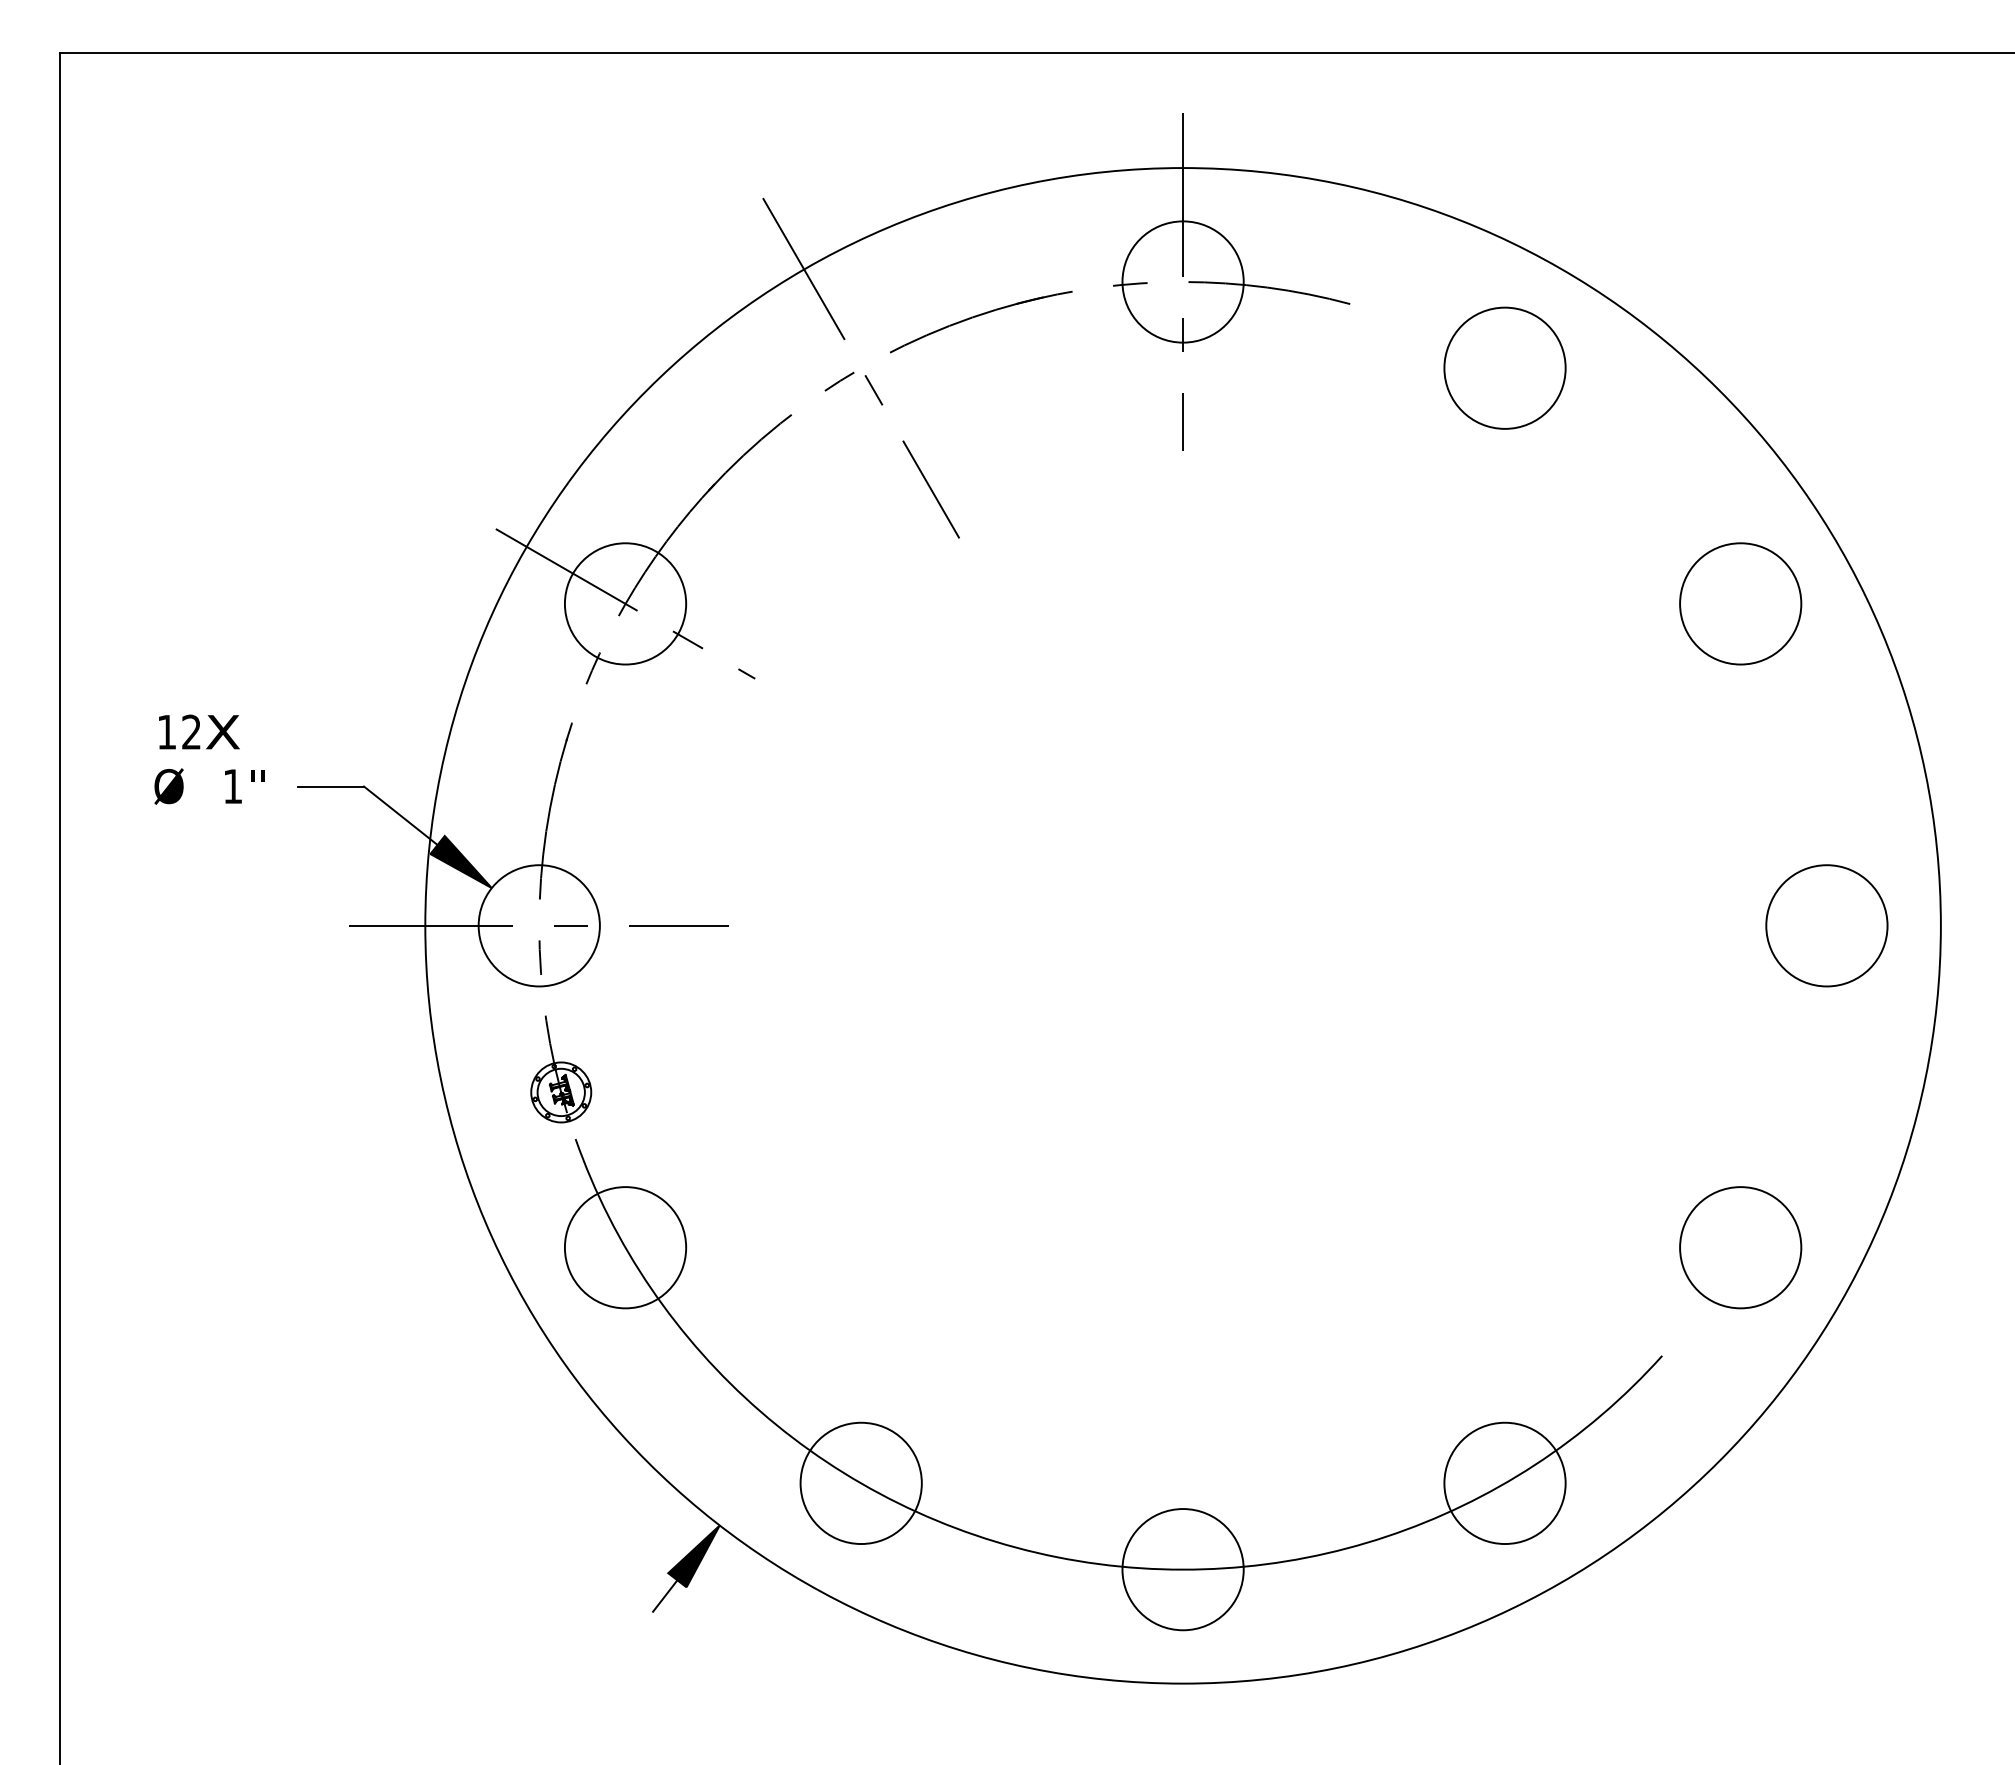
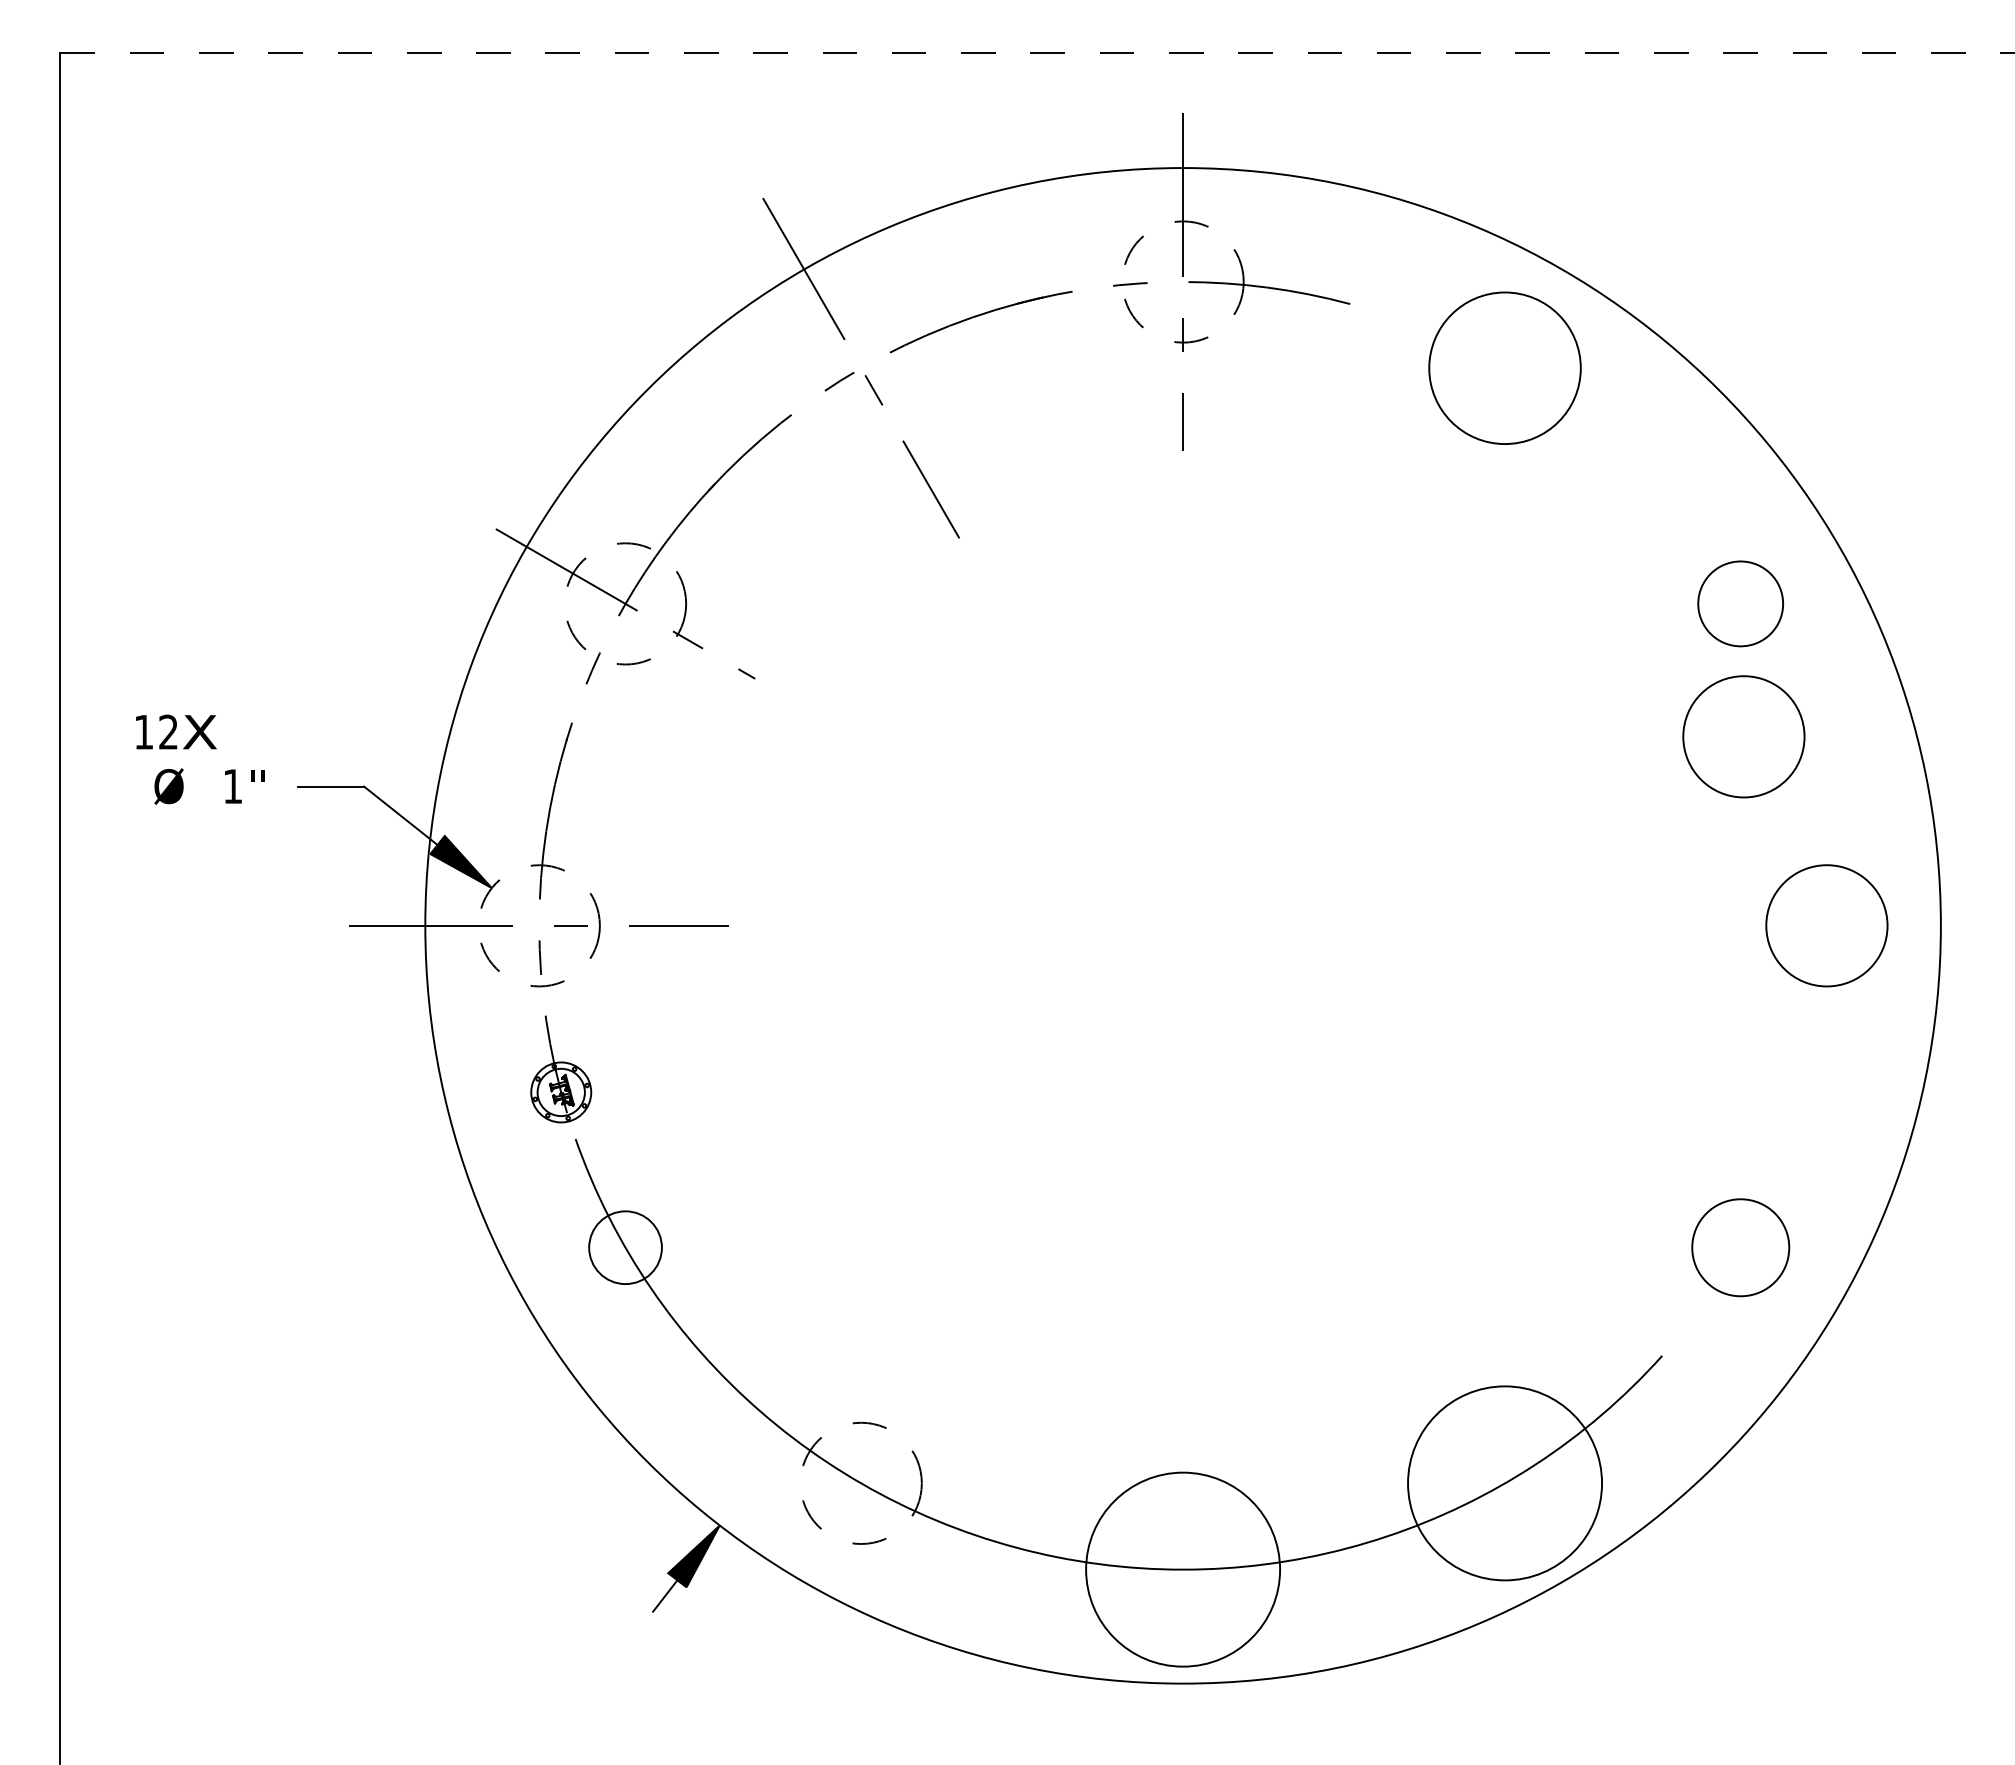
line: solid -> dashed (1037, 52)
circle: solid -> dashed (1182, 281)
circle diameter: 121 px -> 152 px (1504, 368)
circle: solid -> dashed (625, 603)
circle diameter: 121 px -> 85 px (1740, 603)
text position: (199, 731) -> (176, 731) (176, 731)
circle: none -> present (1743, 736)
circle: solid -> dashed (538, 925)
circle diameter: 121 px -> 73 px (625, 1247)
circle size: 124x124 px -> 100x100 px (1740, 1247)
circle: solid -> dashed (860, 1483)
circle diameter: 121 px -> 194 px (1505, 1483)
circle diameter: 121 px -> 194 px (1183, 1569)
